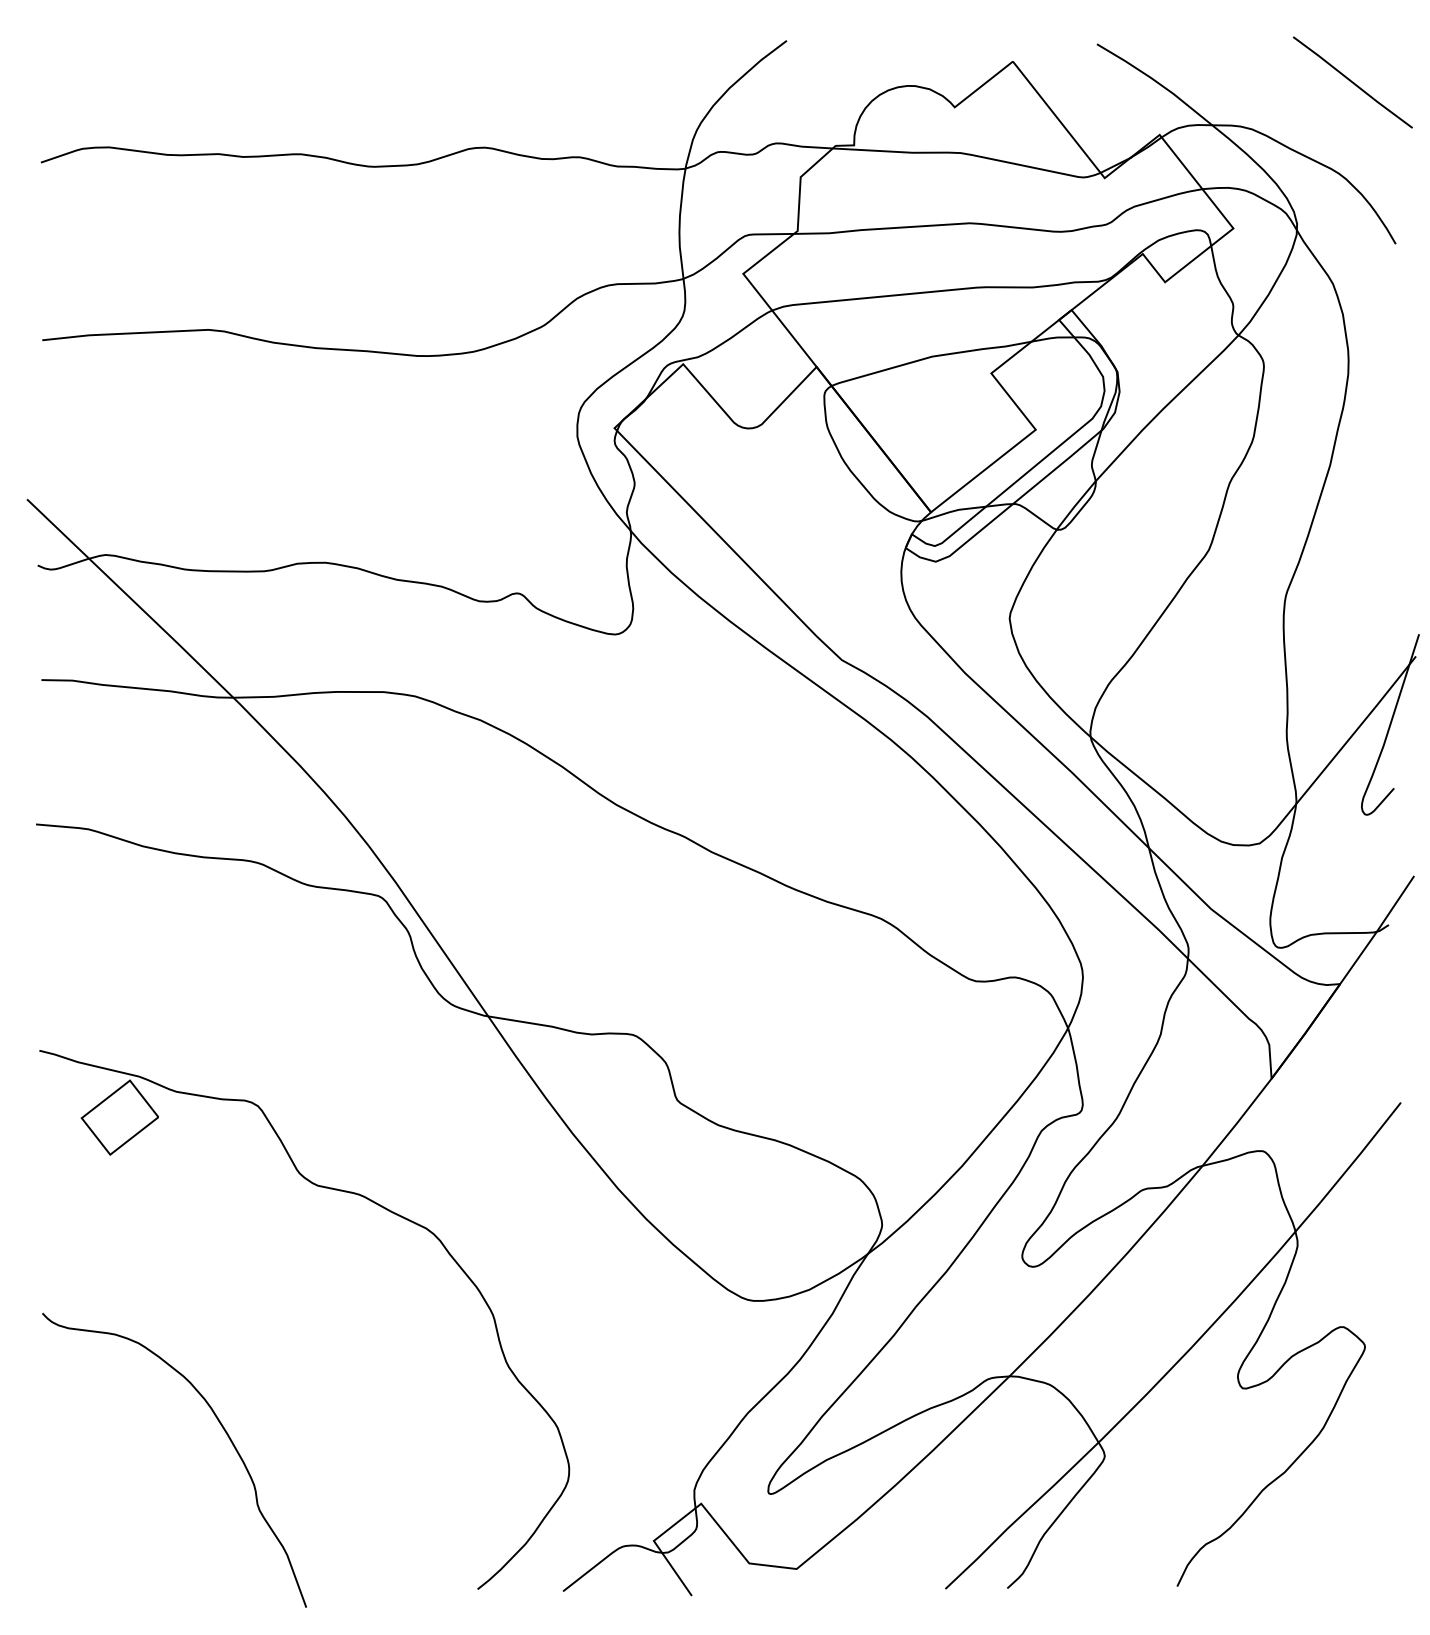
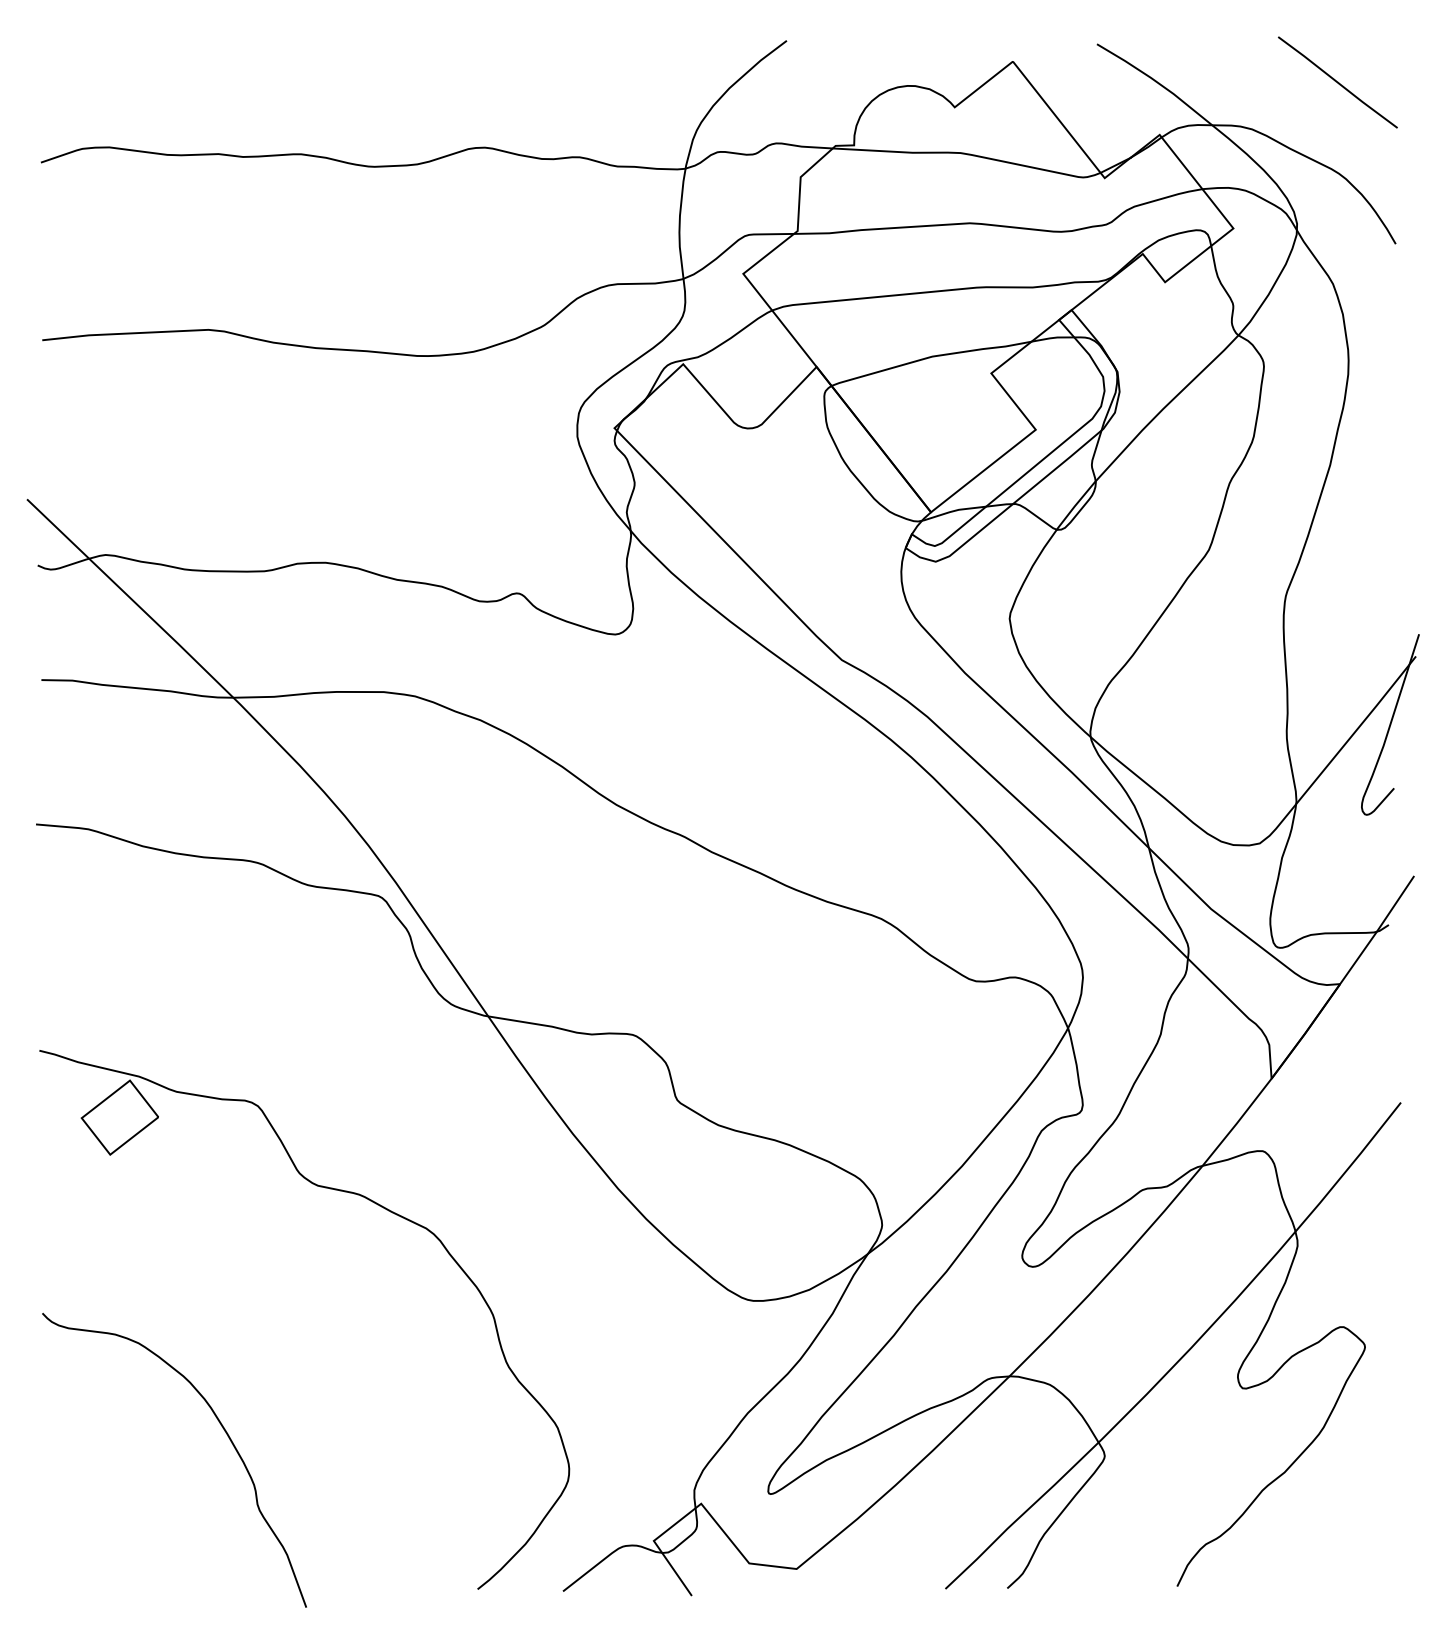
line position: (1352, 82) -> (1337, 82) (1337, 82)
